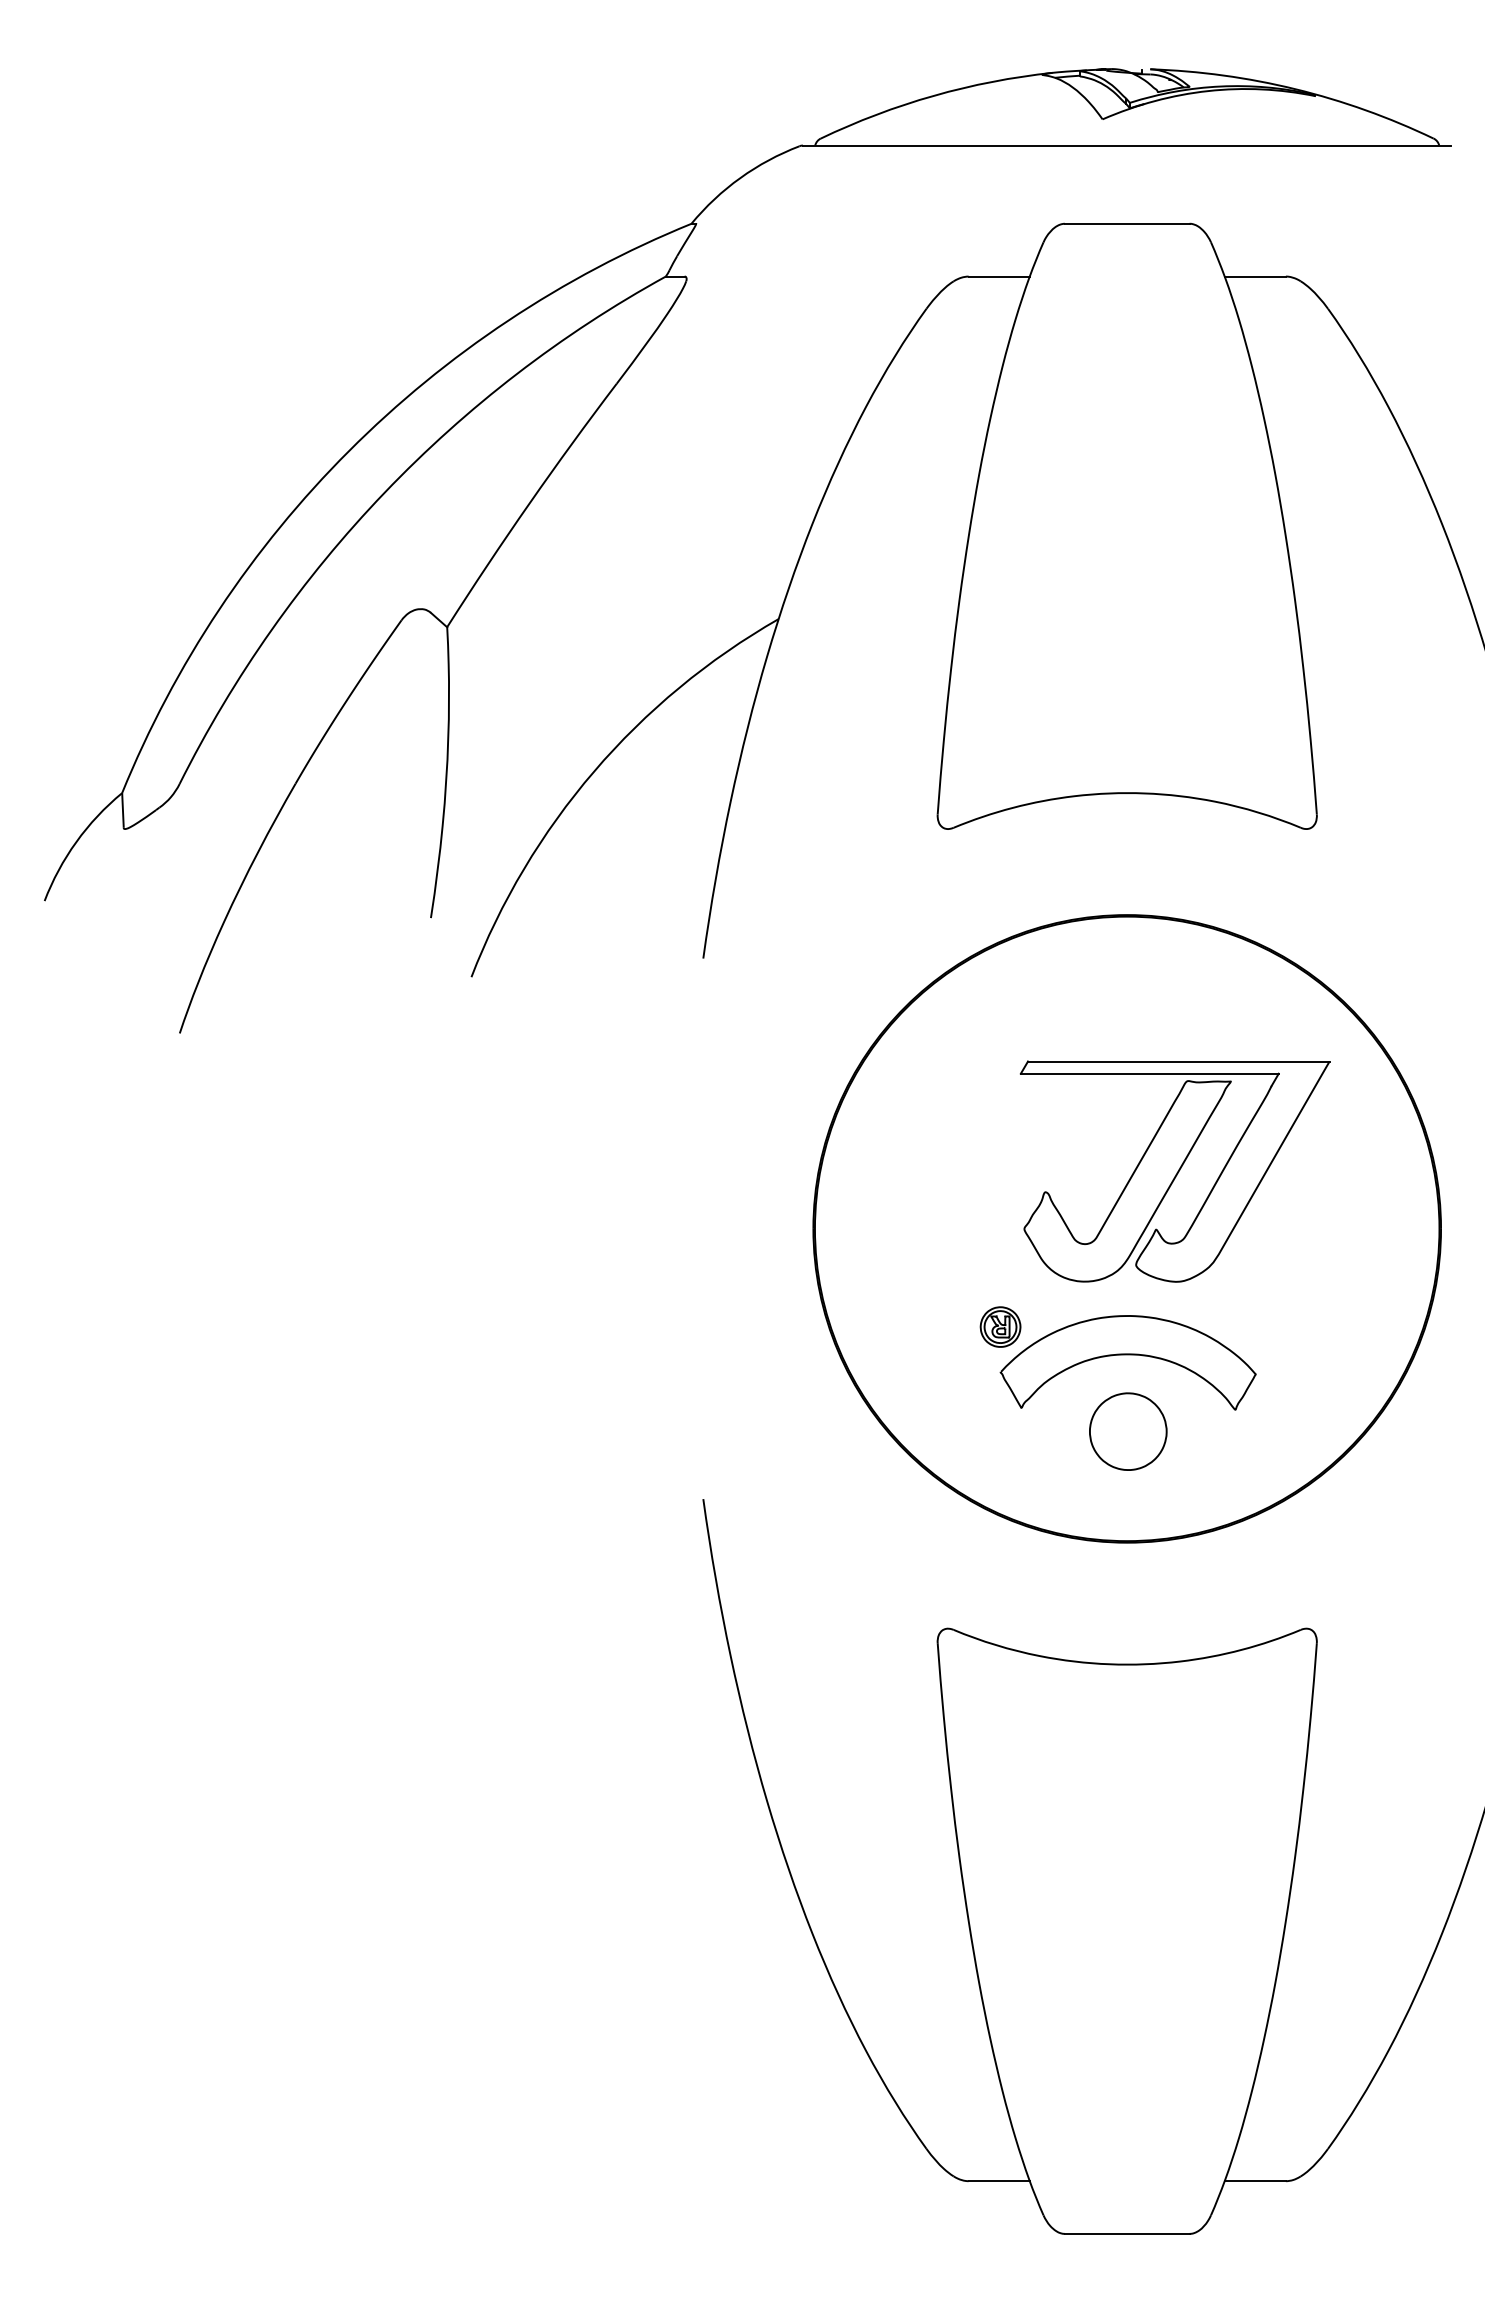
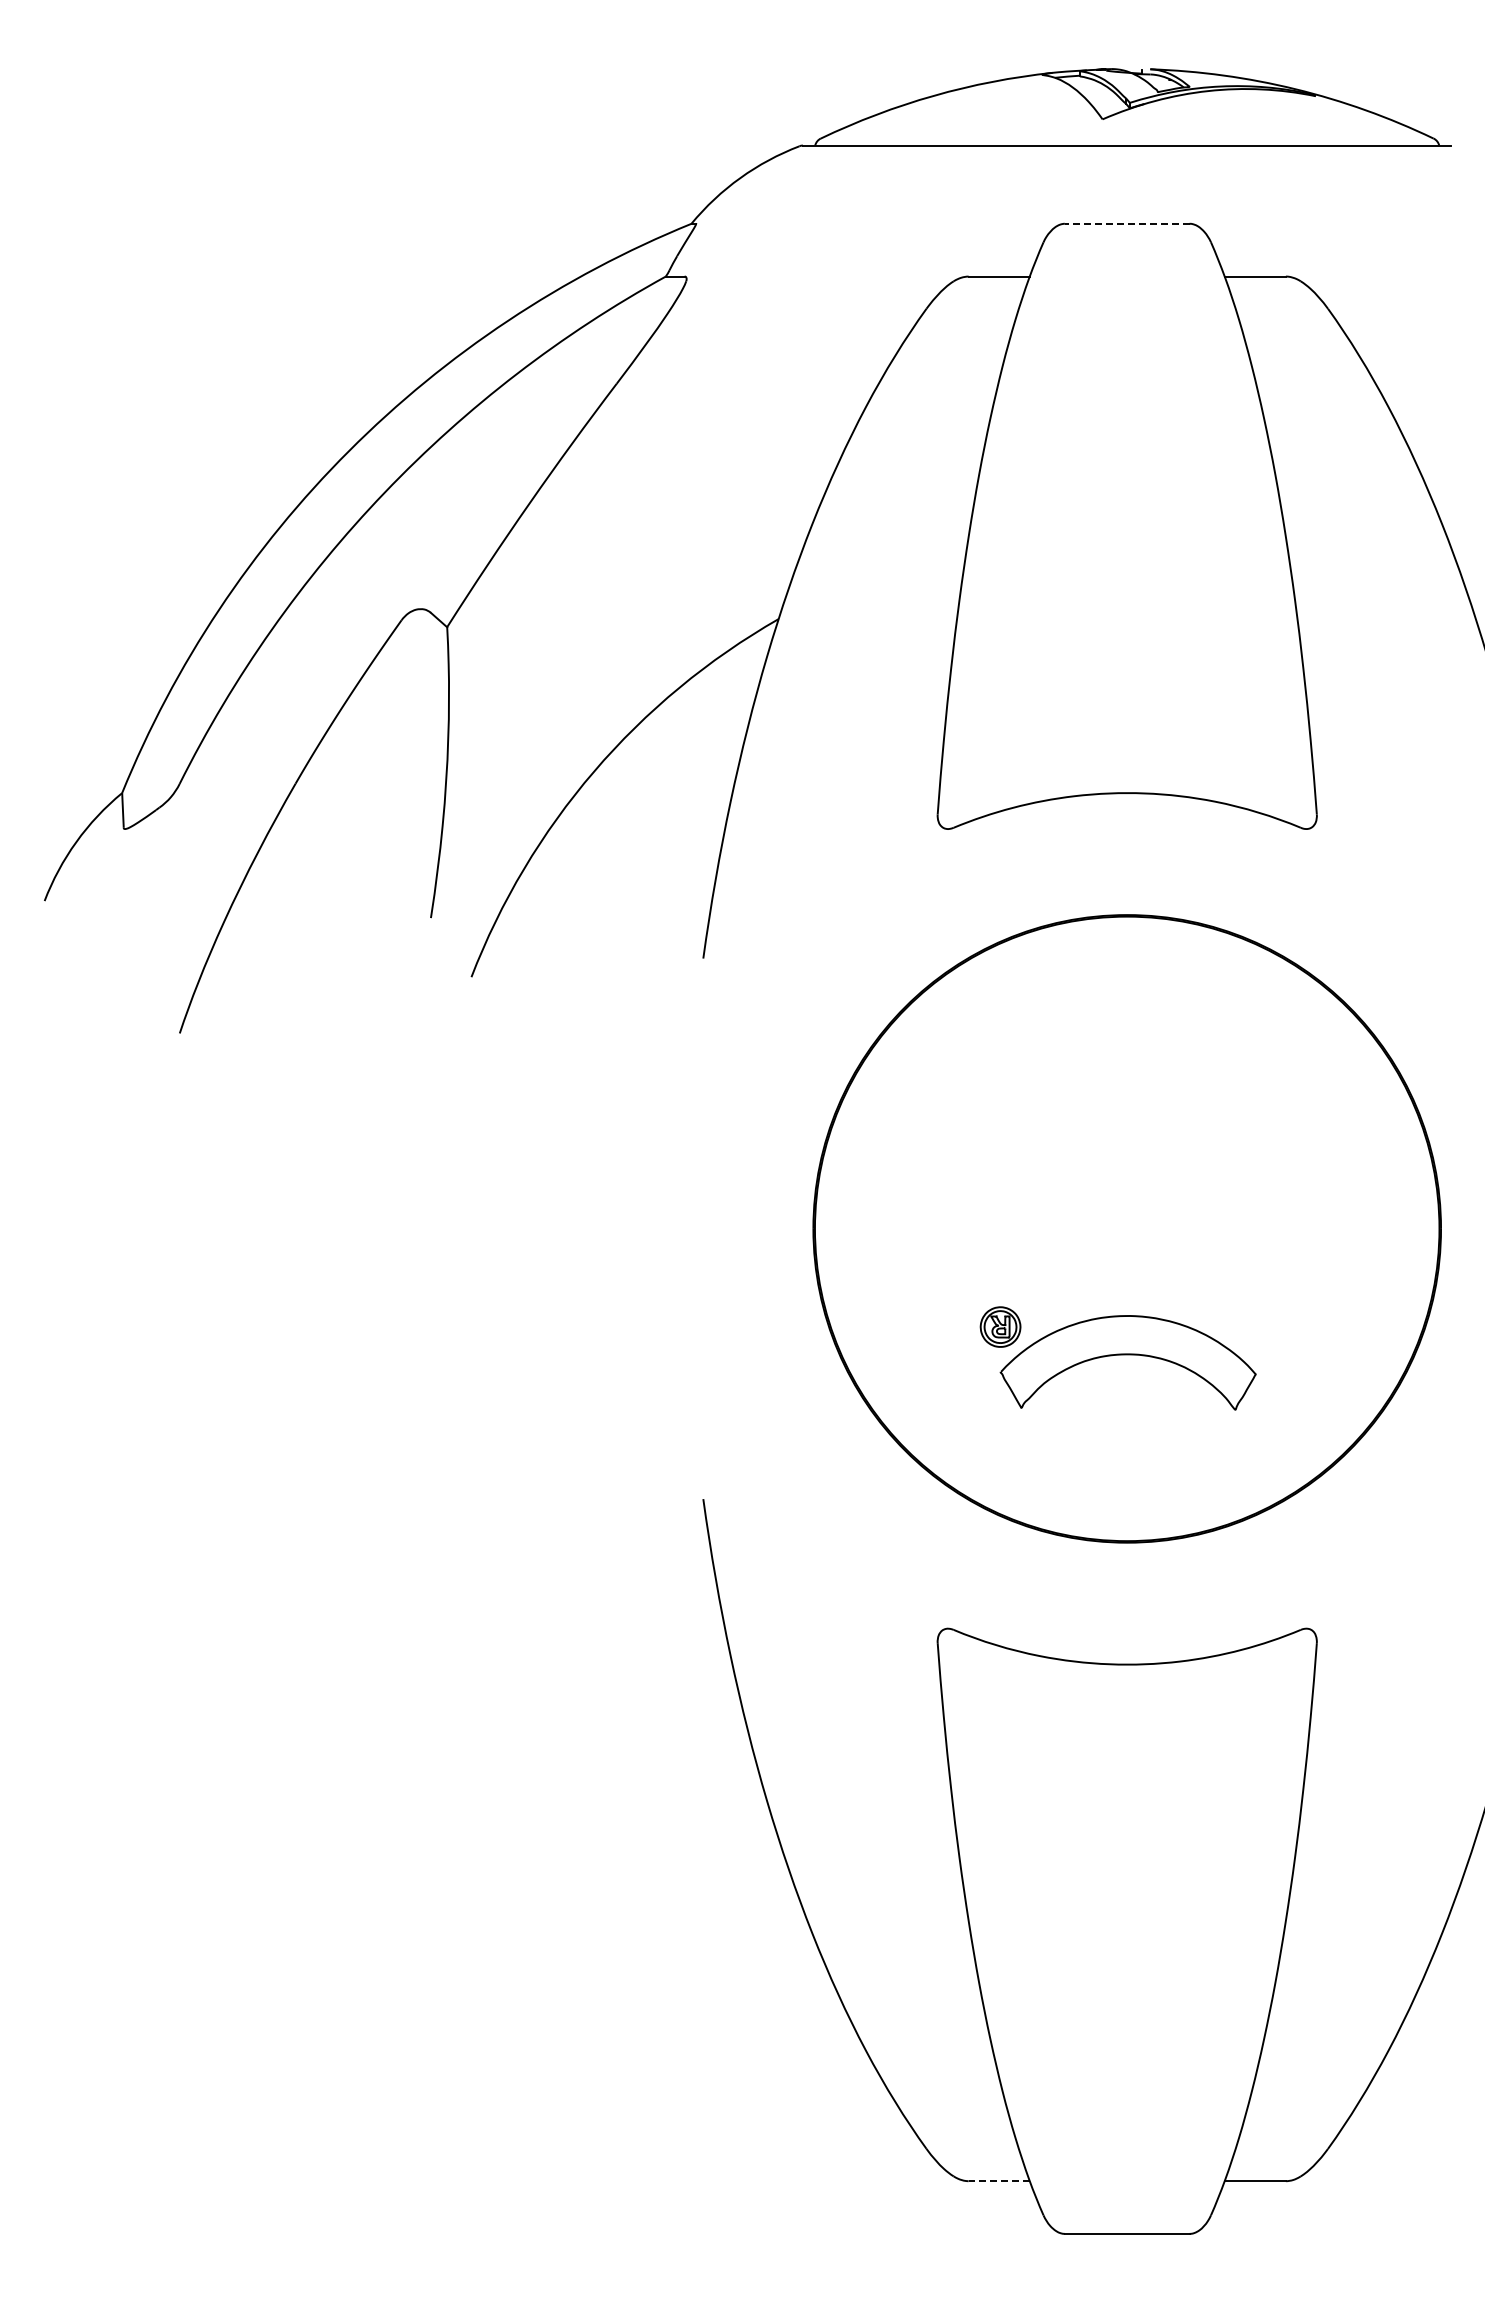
line: solid -> dashed (1126, 223)
part: present -> none (1174, 1171)
part: present -> none (1128, 1431)
line: solid -> dashed (999, 2181)
